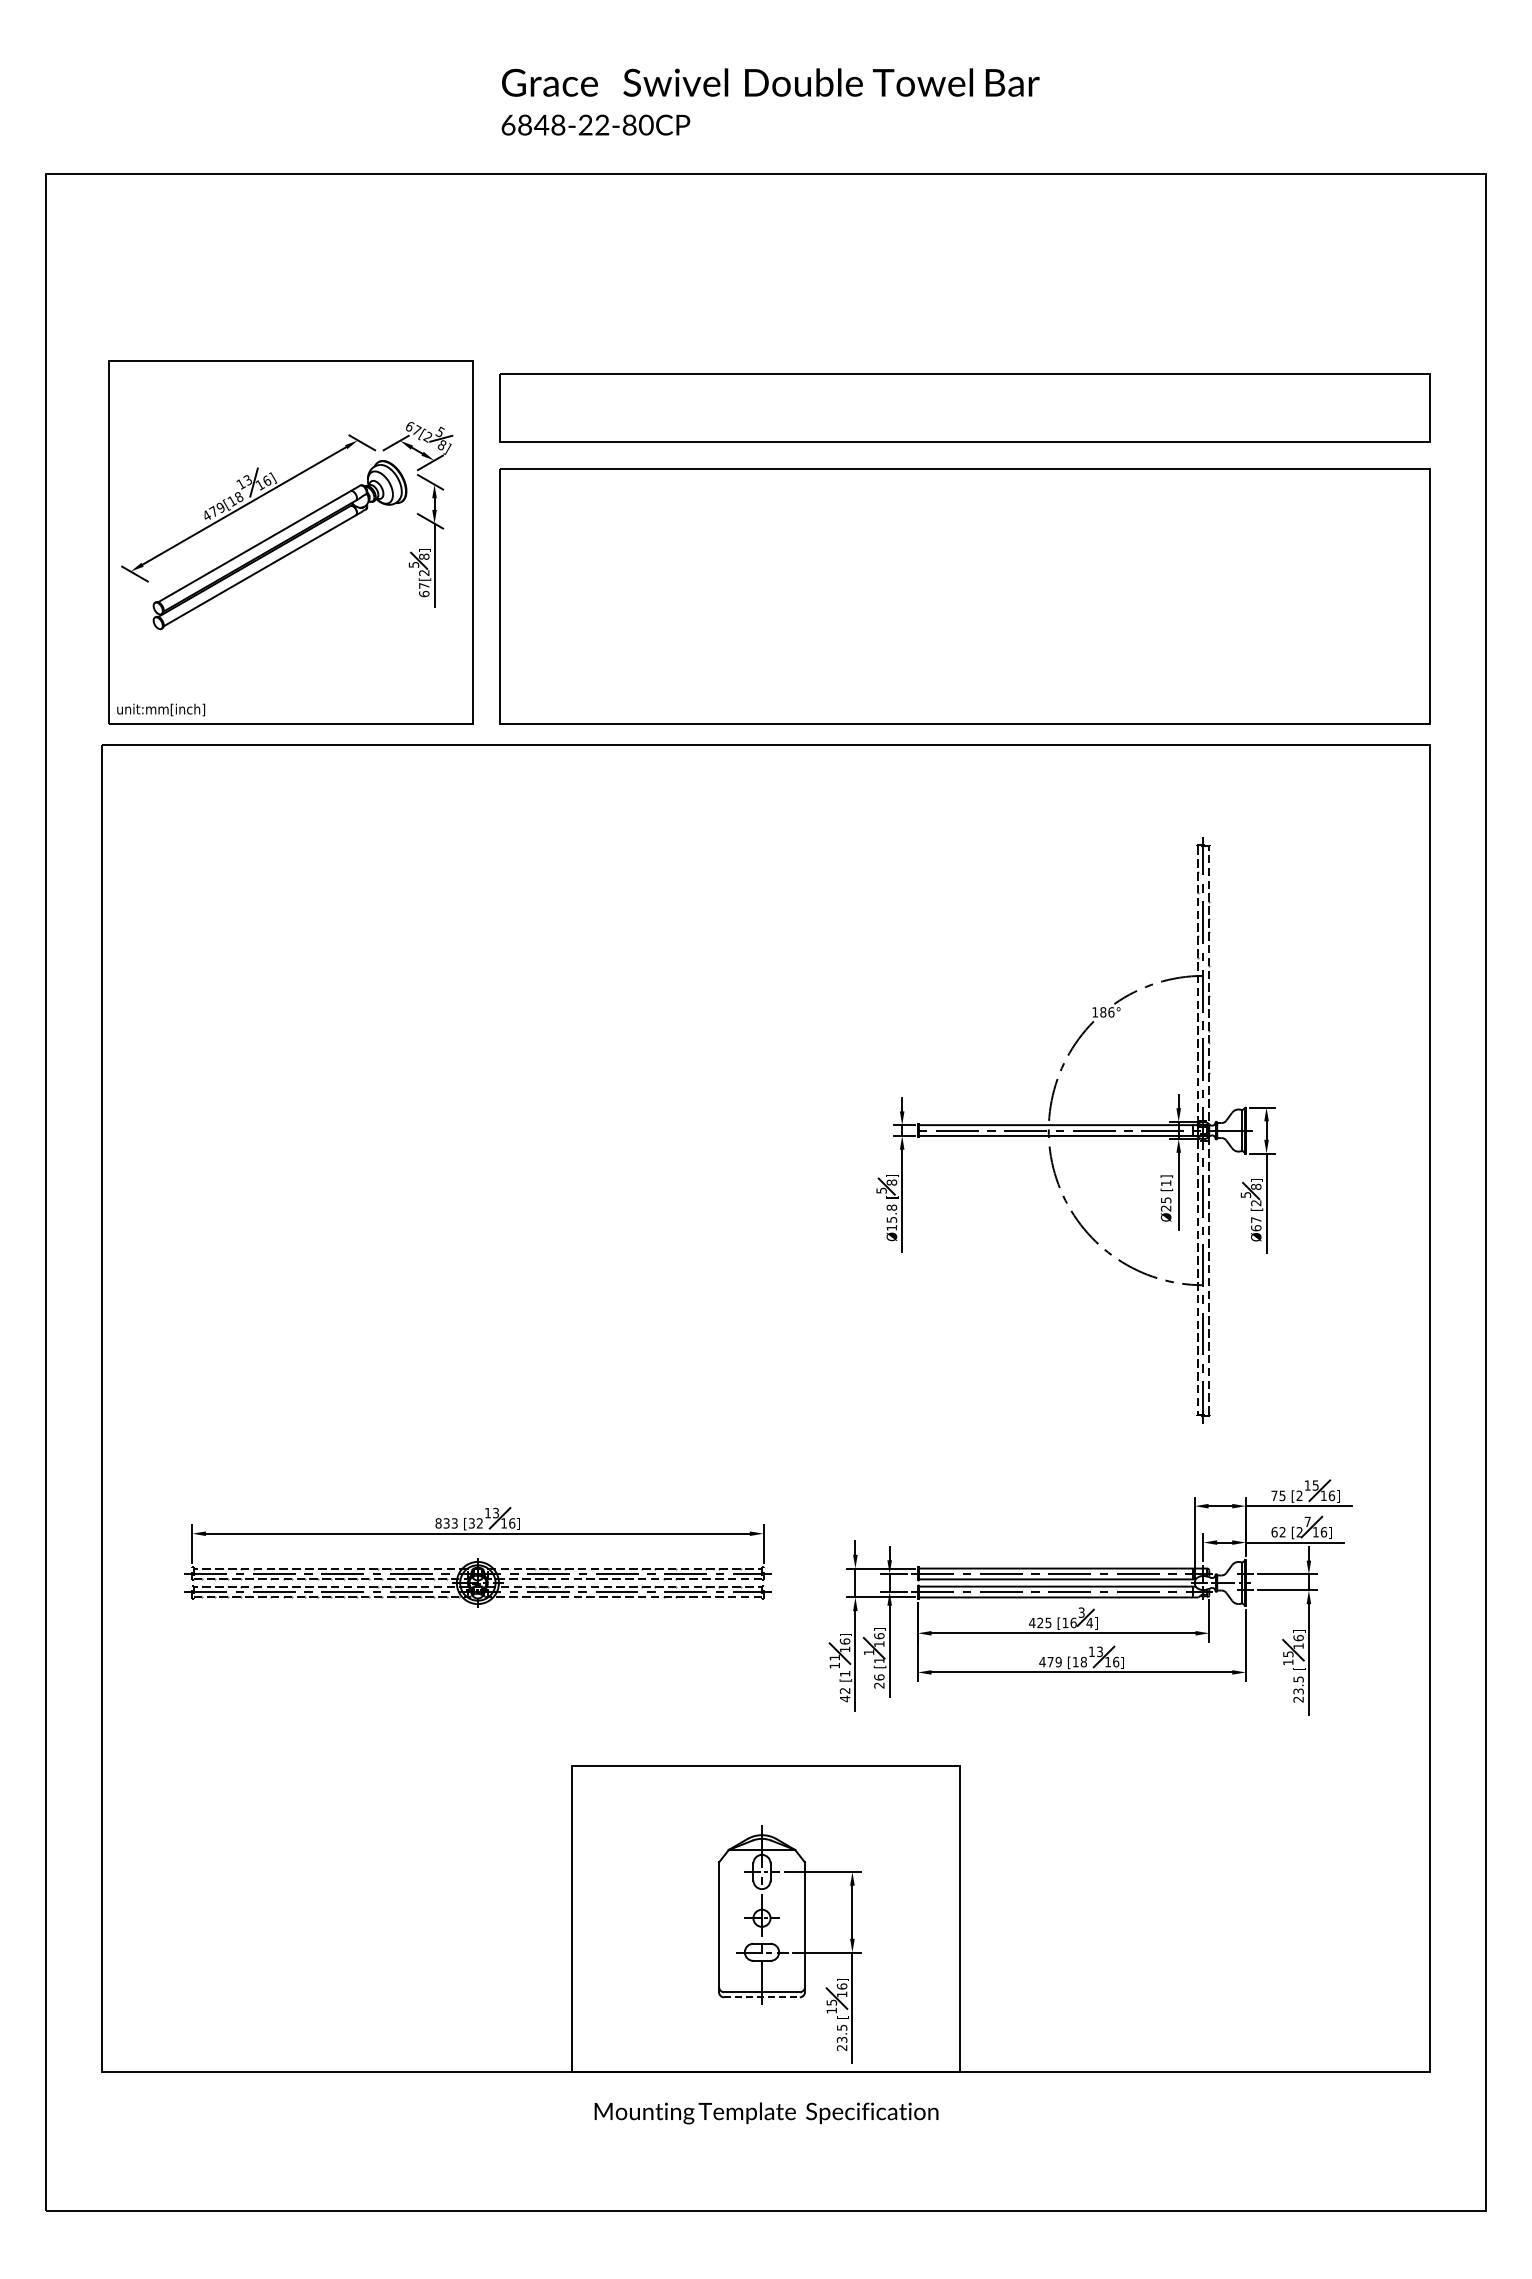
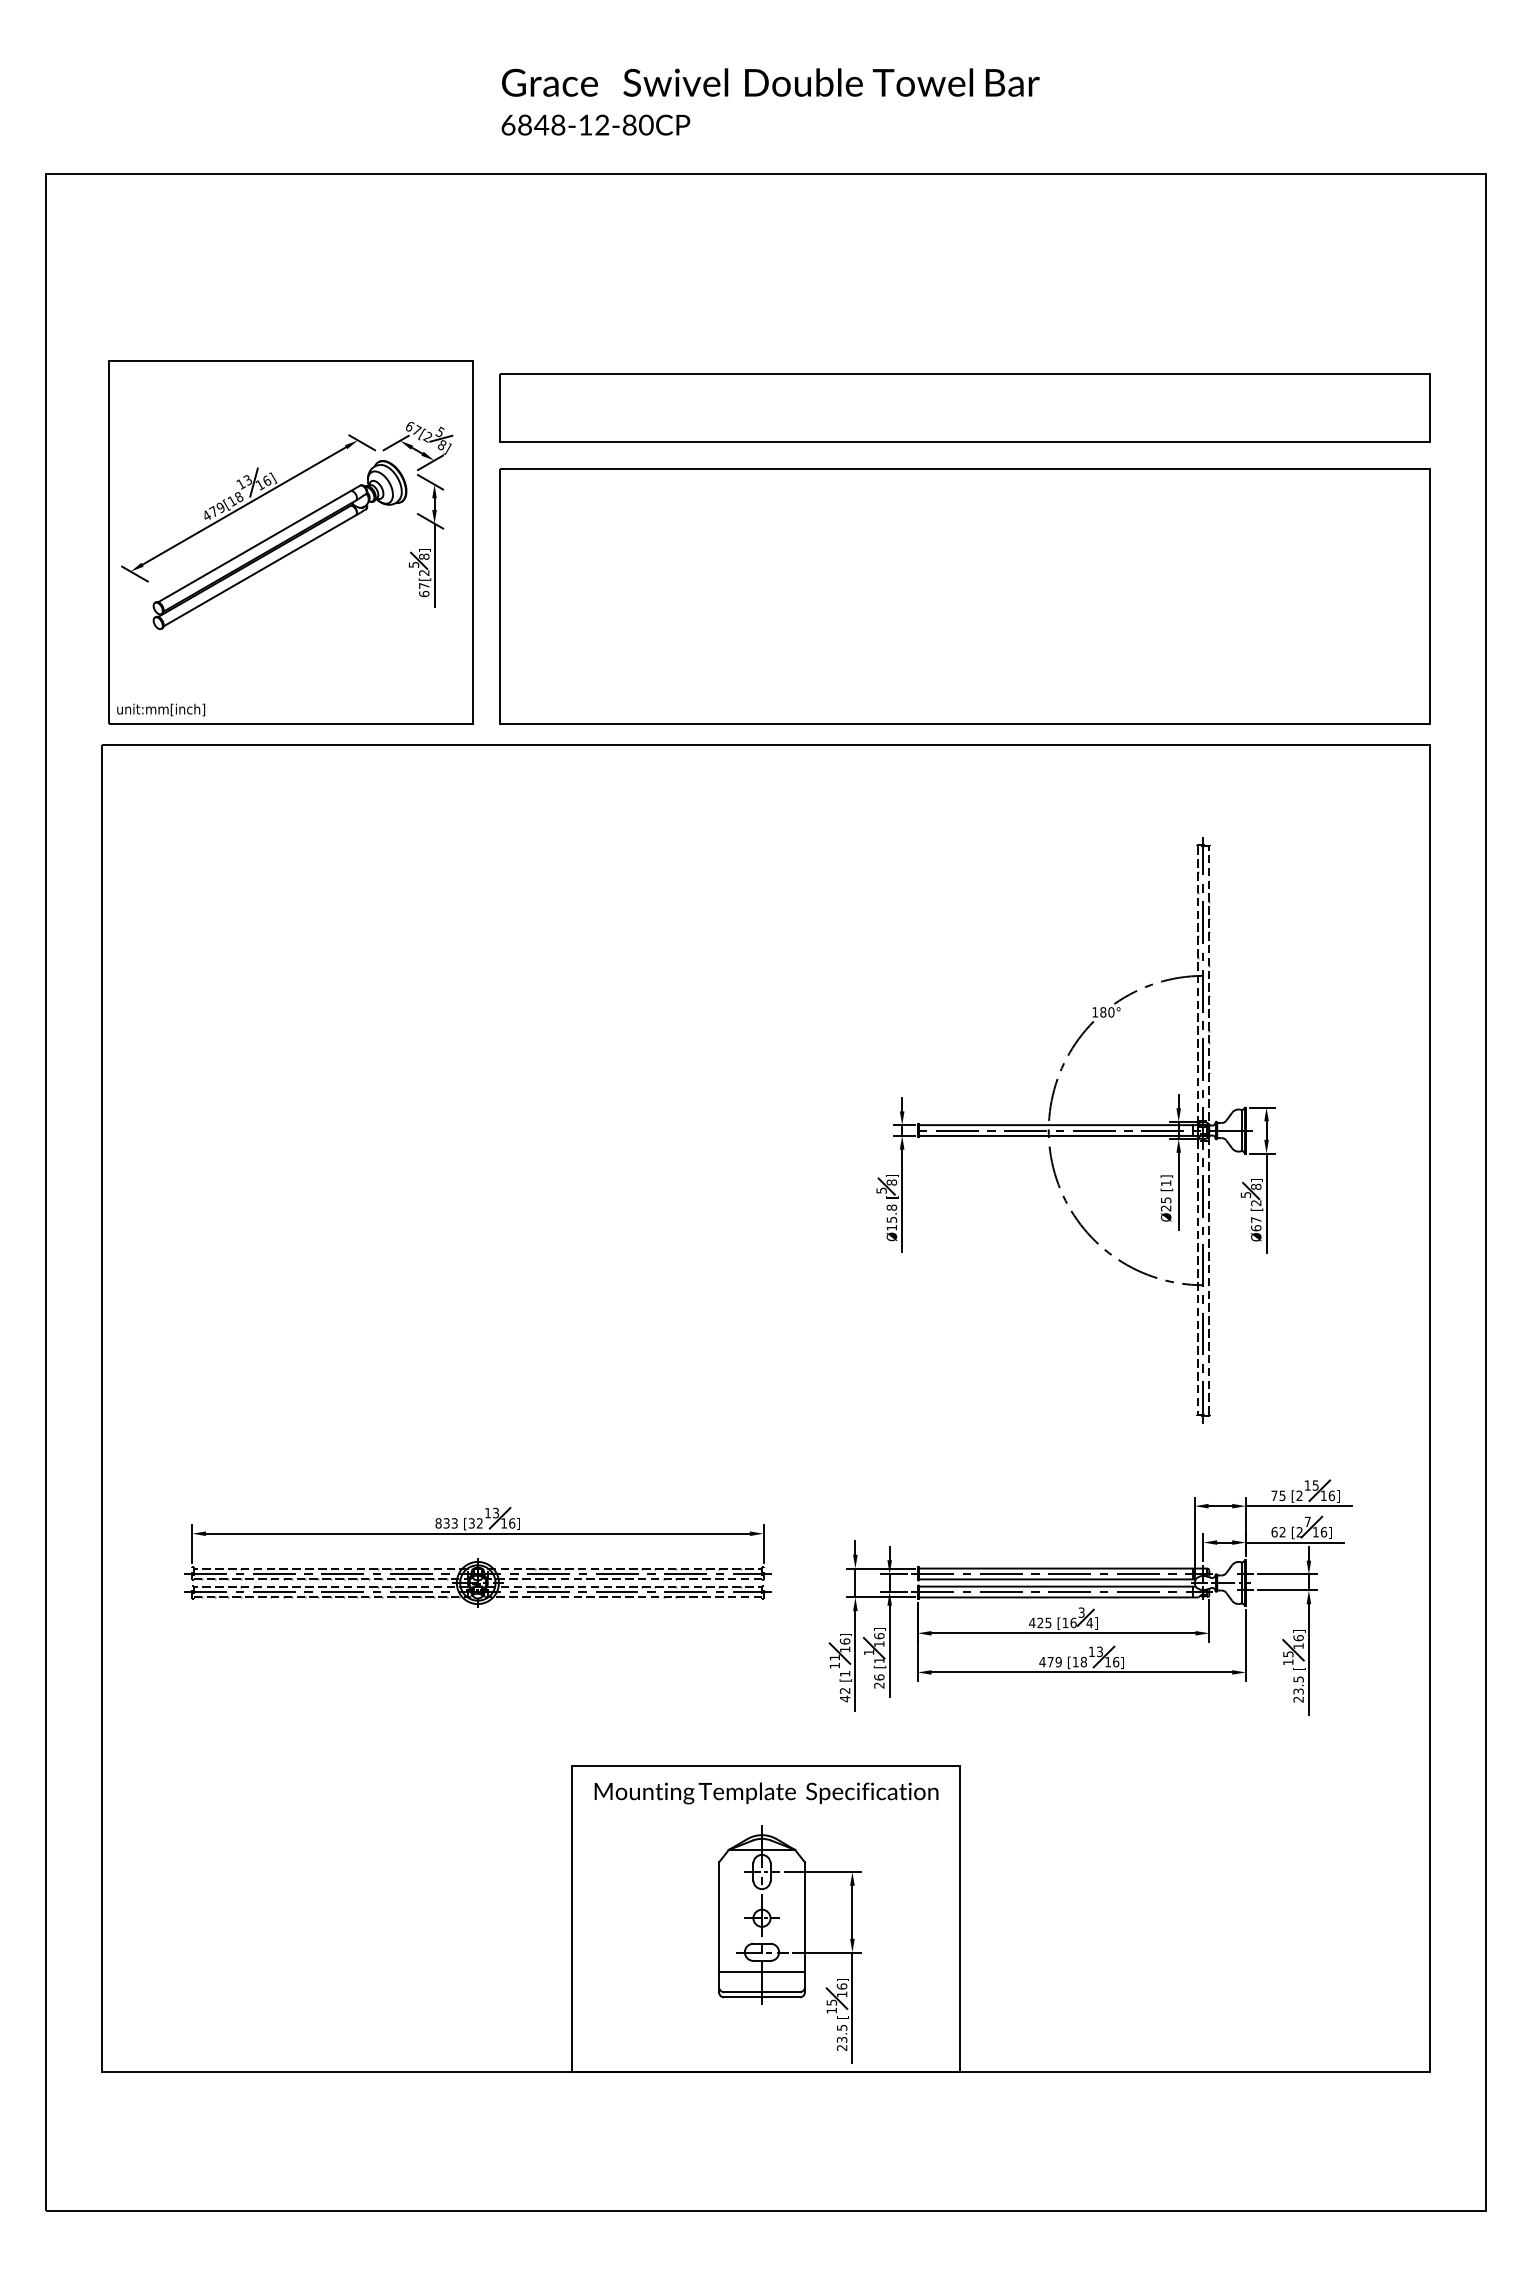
text: 6848-22-80CP -> 6848-12-80CP (585, 124)
text: 186° -> 180° (1111, 1012)
line: none -> present (761, 1972)
line: dashed -> solid (762, 1997)
text position: (766, 2113) -> (766, 1793) (766, 1793)
